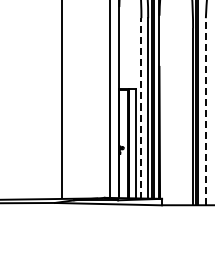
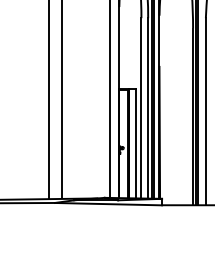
line: none -> present (48, 100)
line: dashed -> solid (141, 107)
line: dashed -> solid (205, 111)
